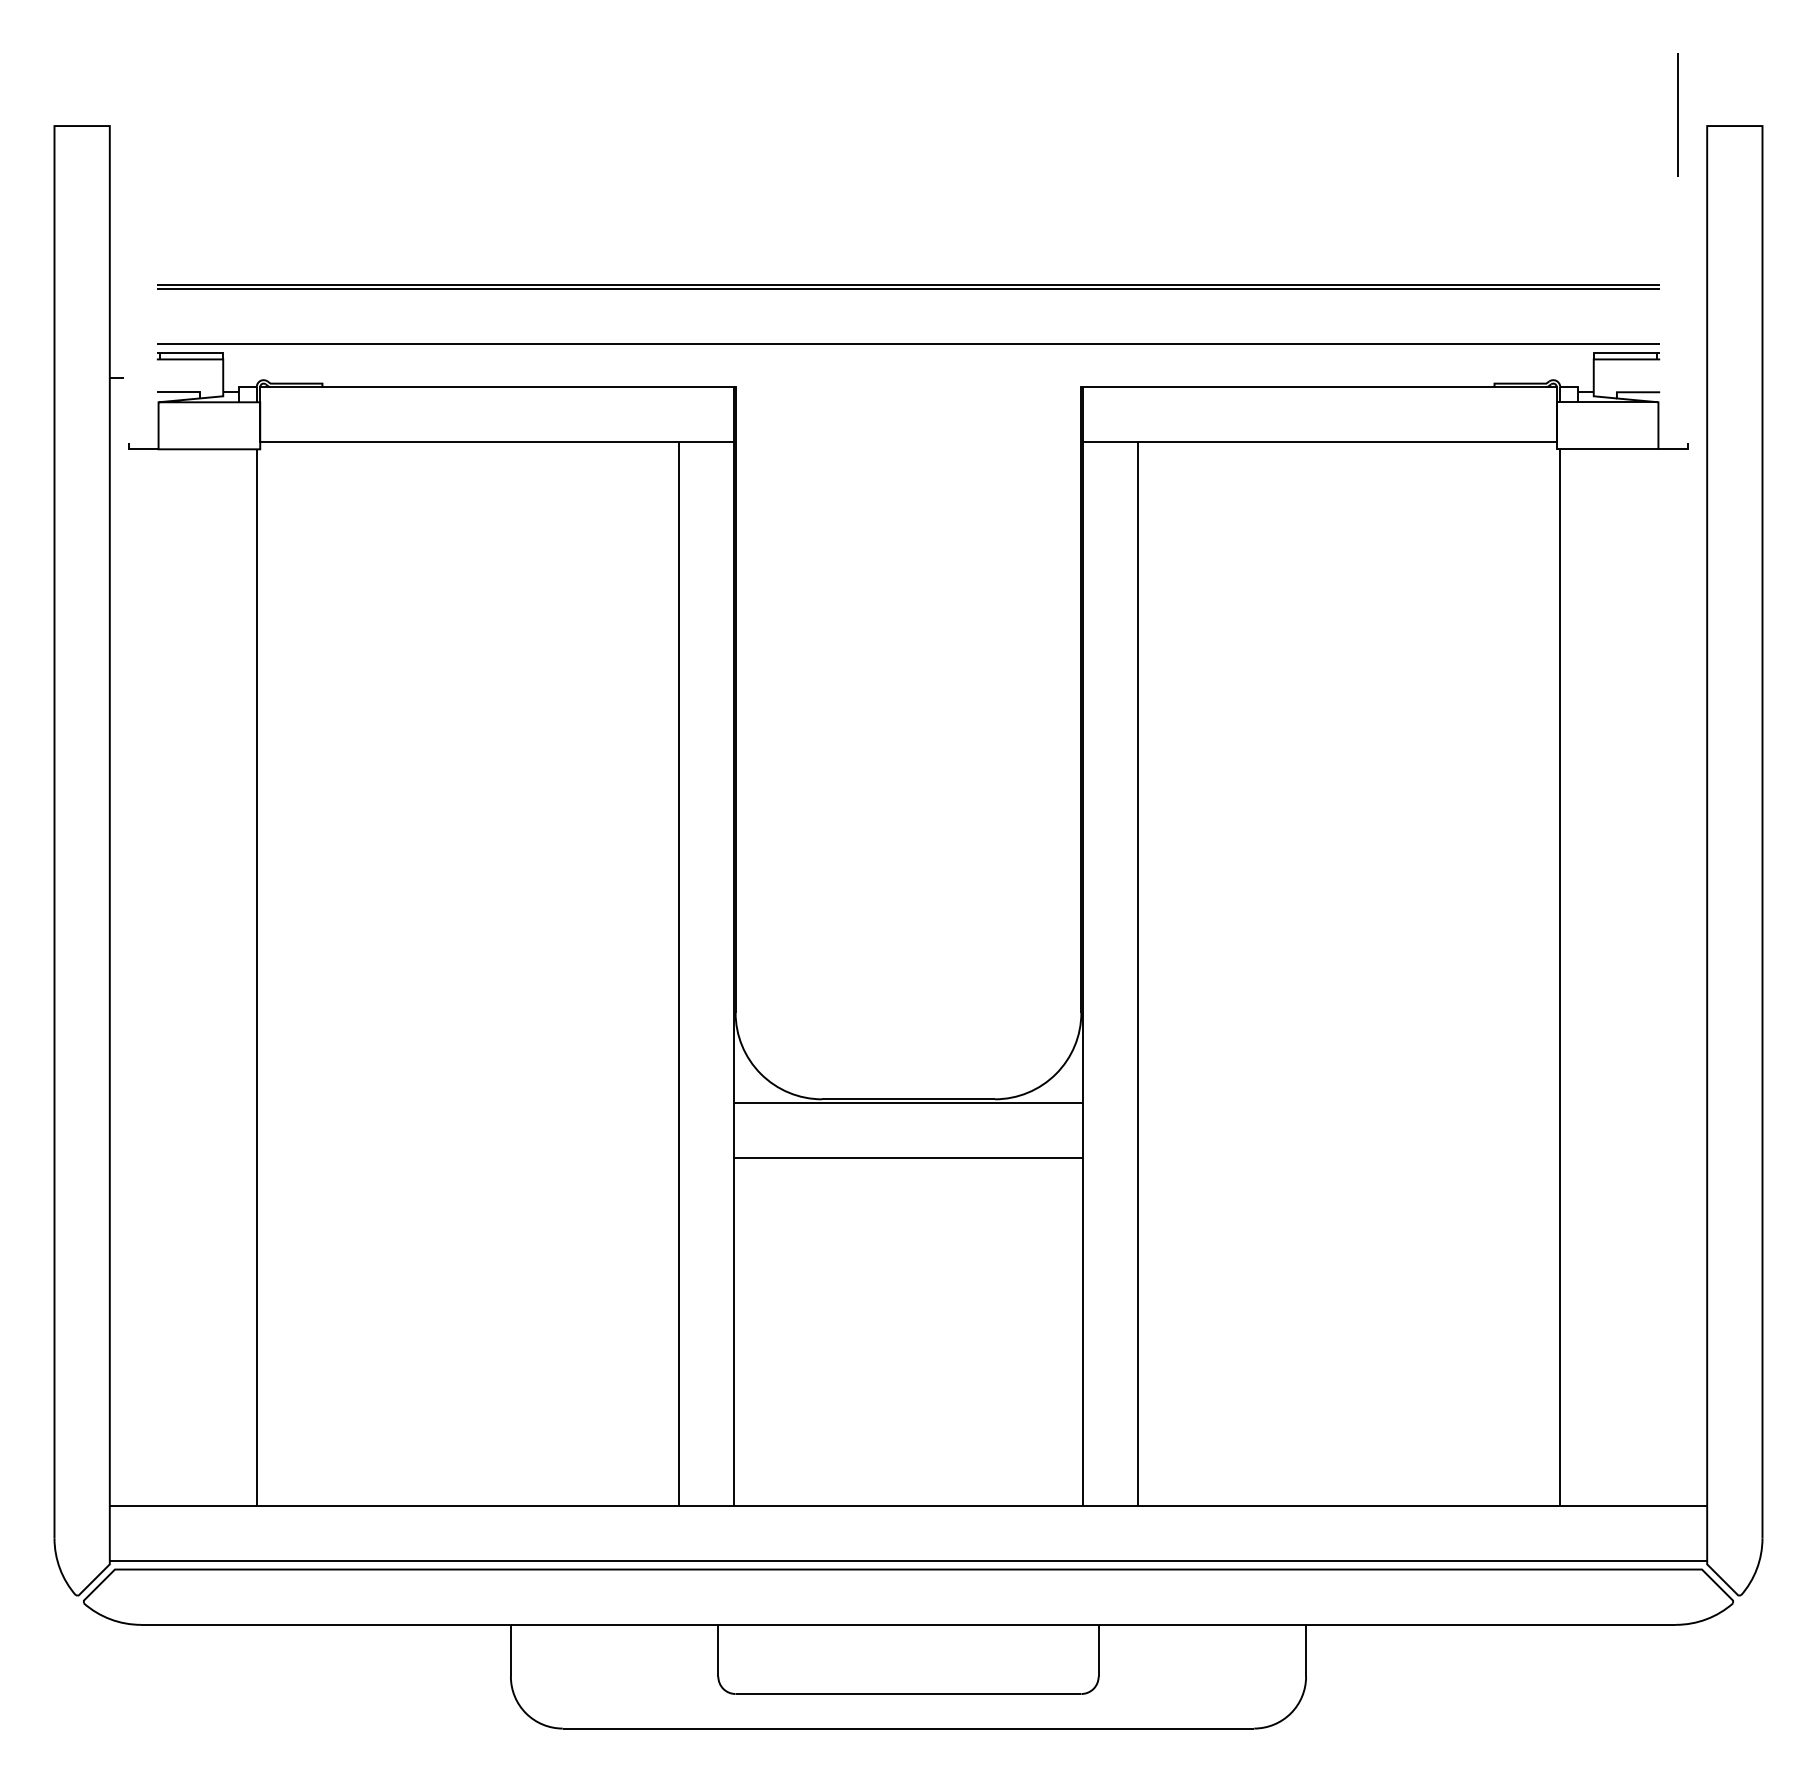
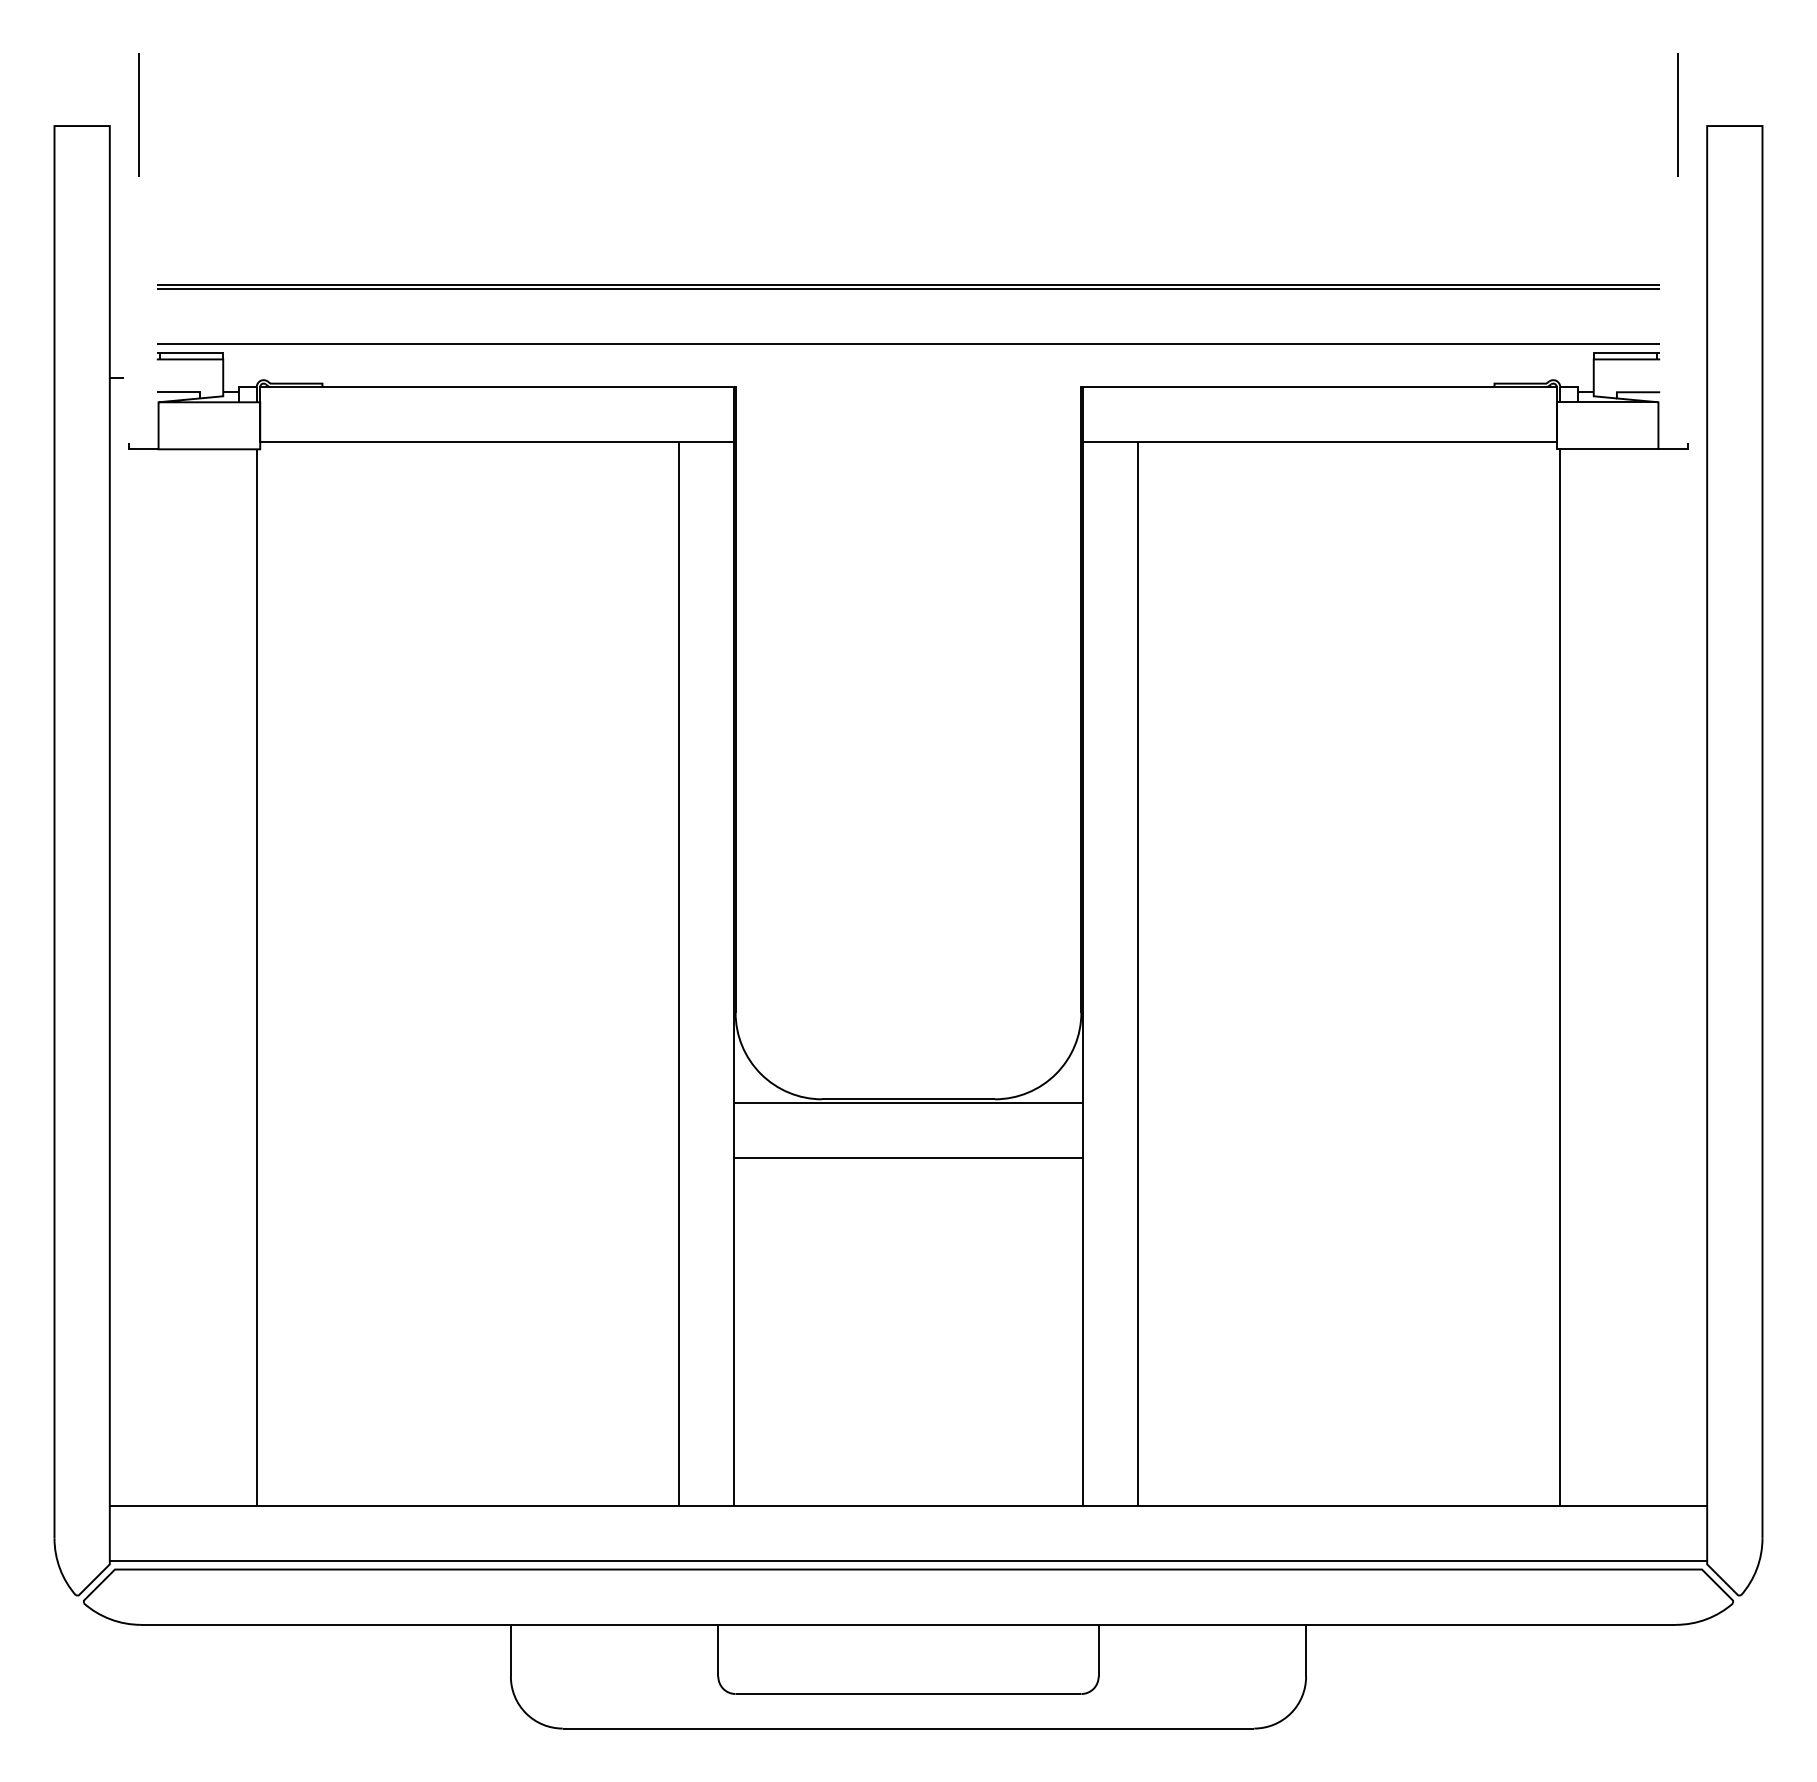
line: none -> present (138, 114)
